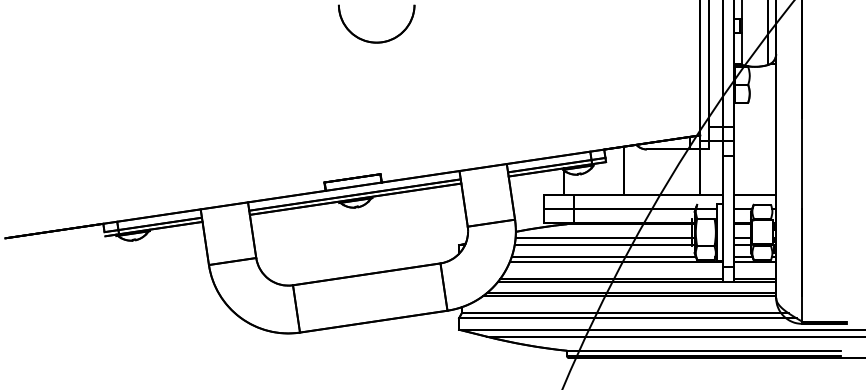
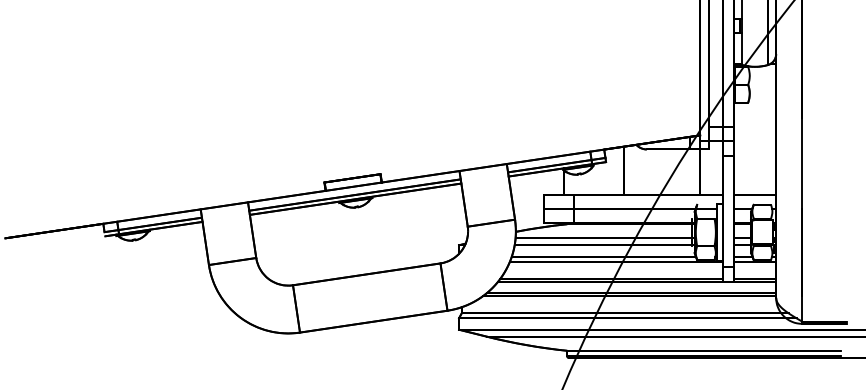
part: present -> none (376, 41)
